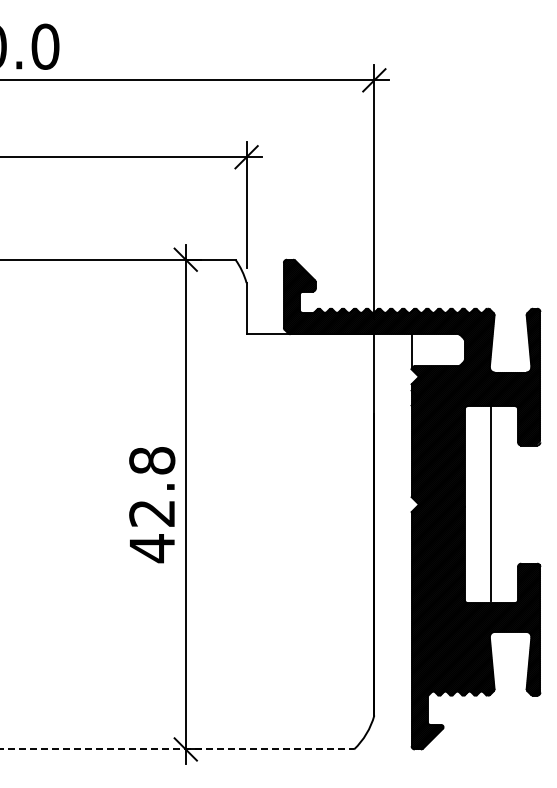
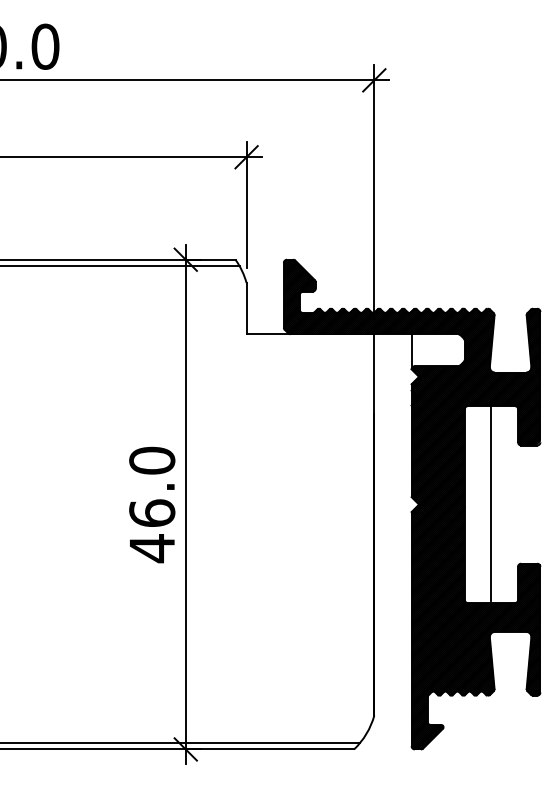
line: none -> present (120, 266)
text: 42.8 -> 46.0 (152, 486)
line: none -> present (181, 743)
line: dashed -> solid (177, 749)
